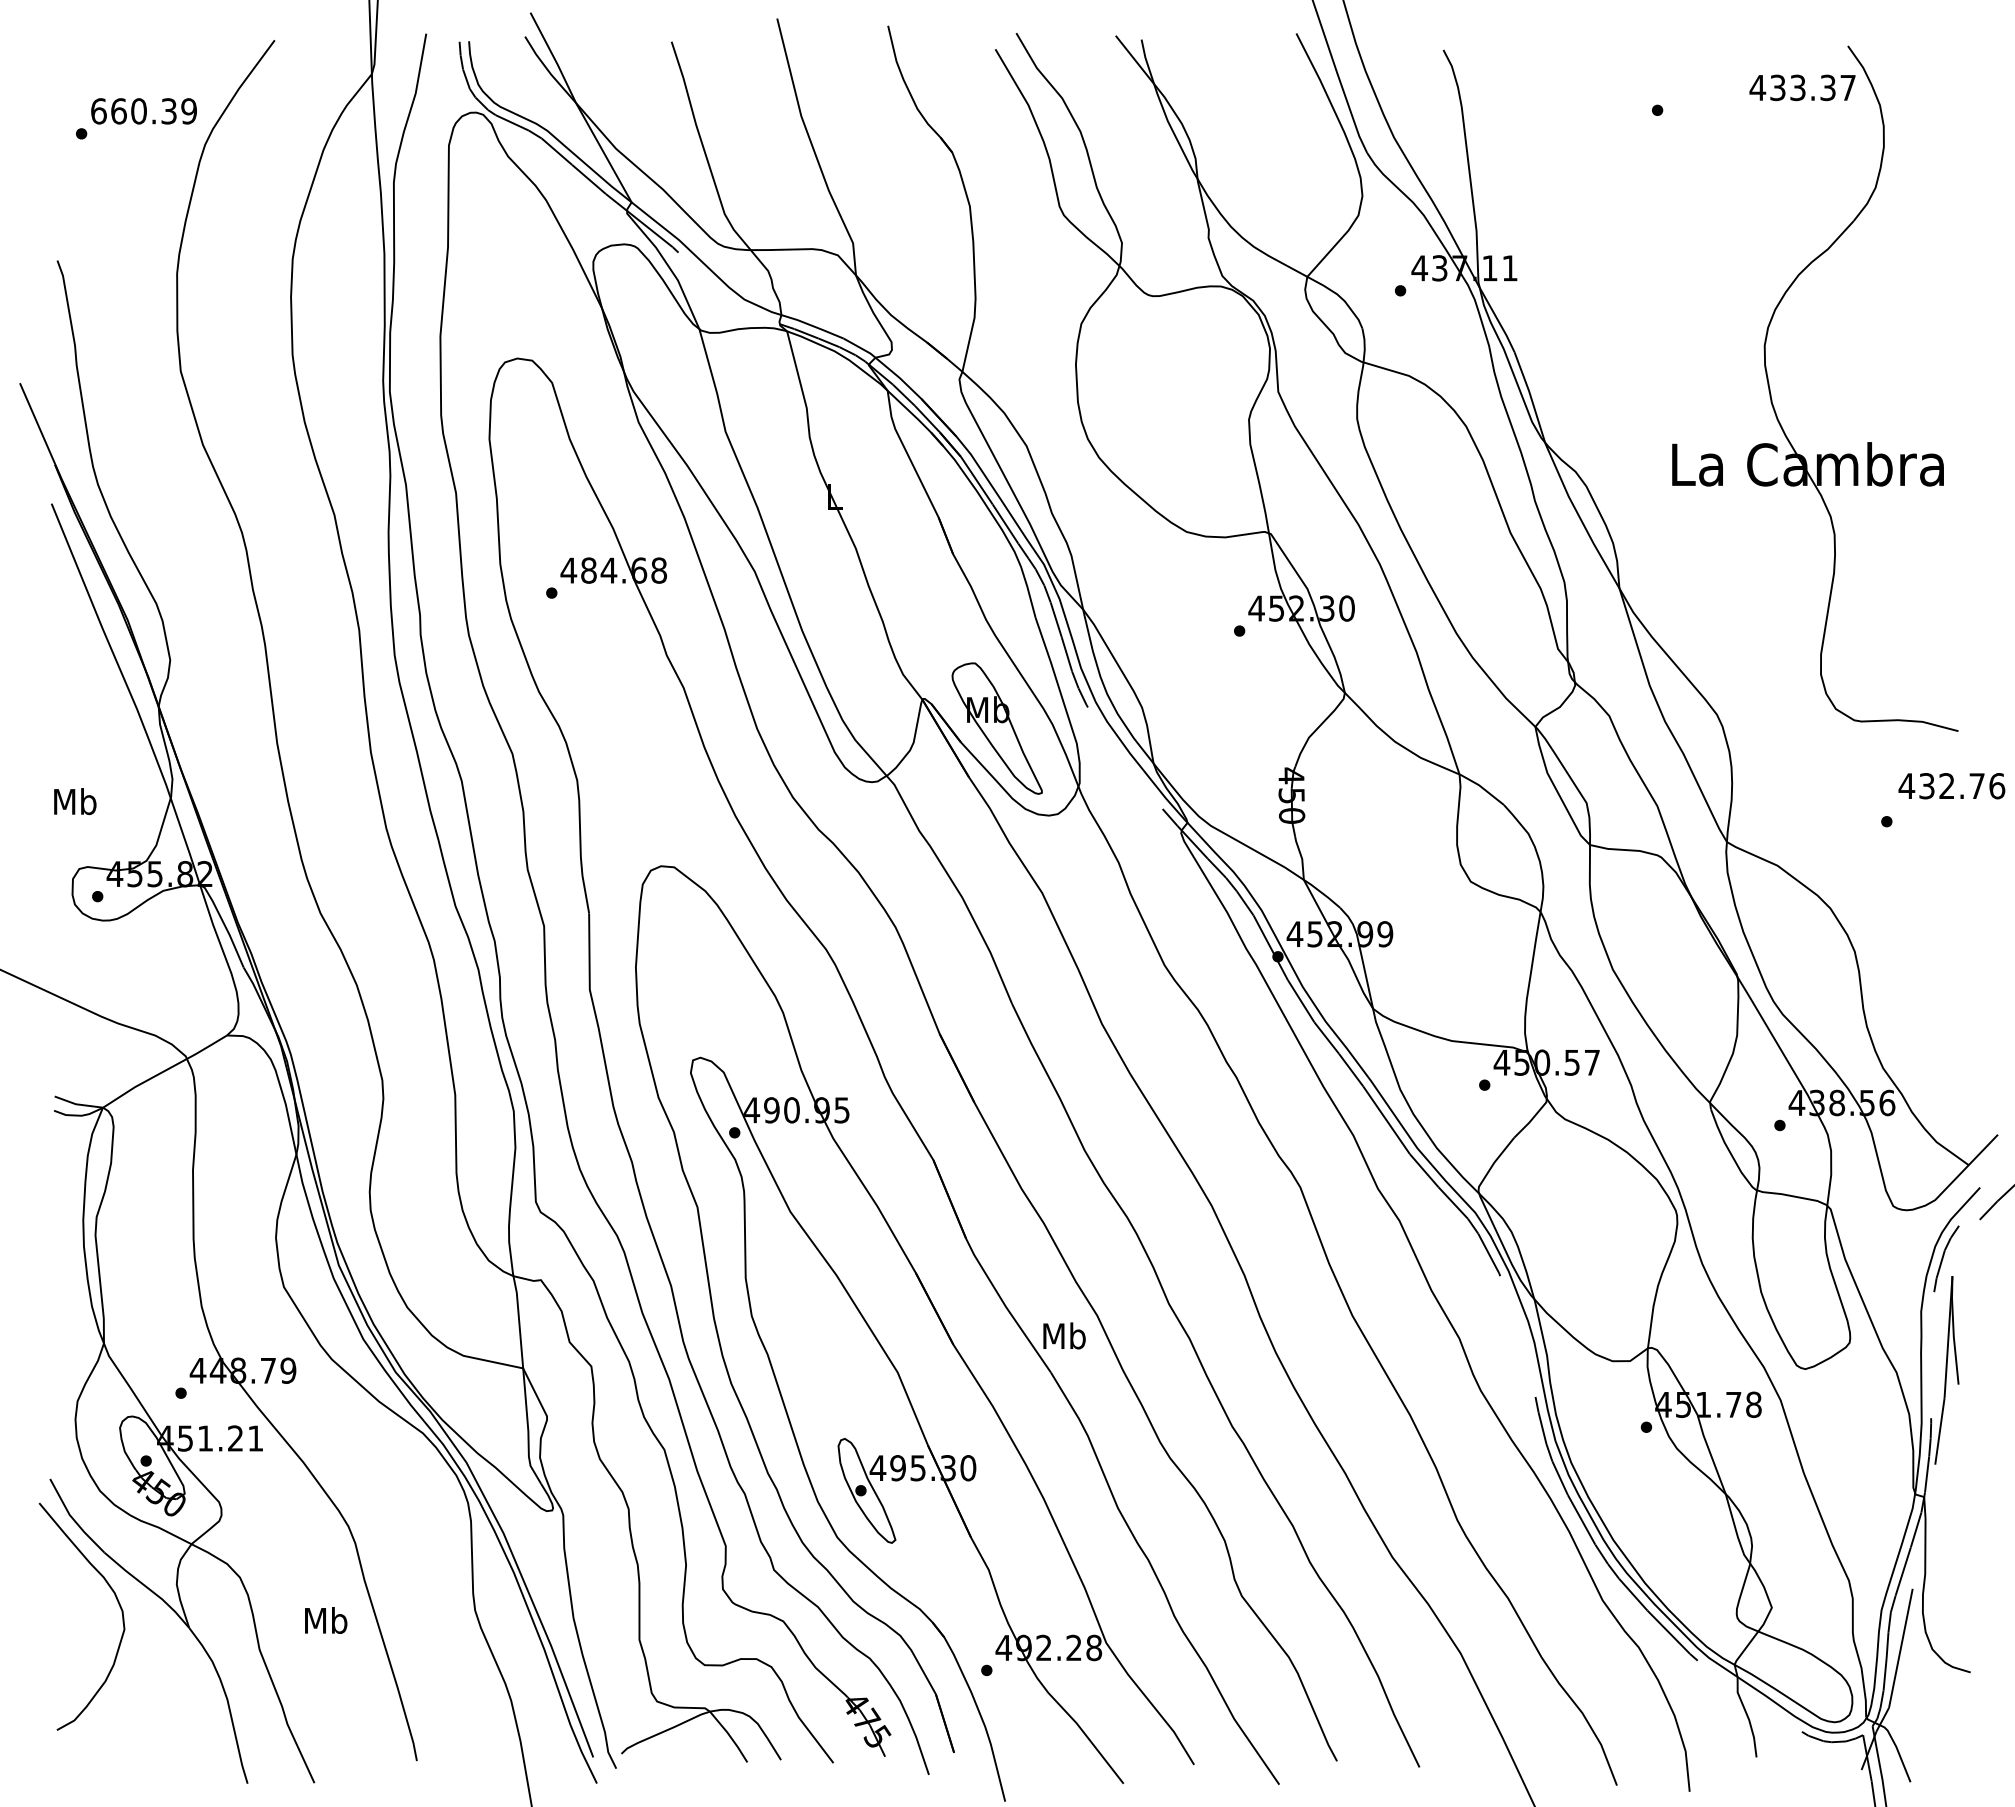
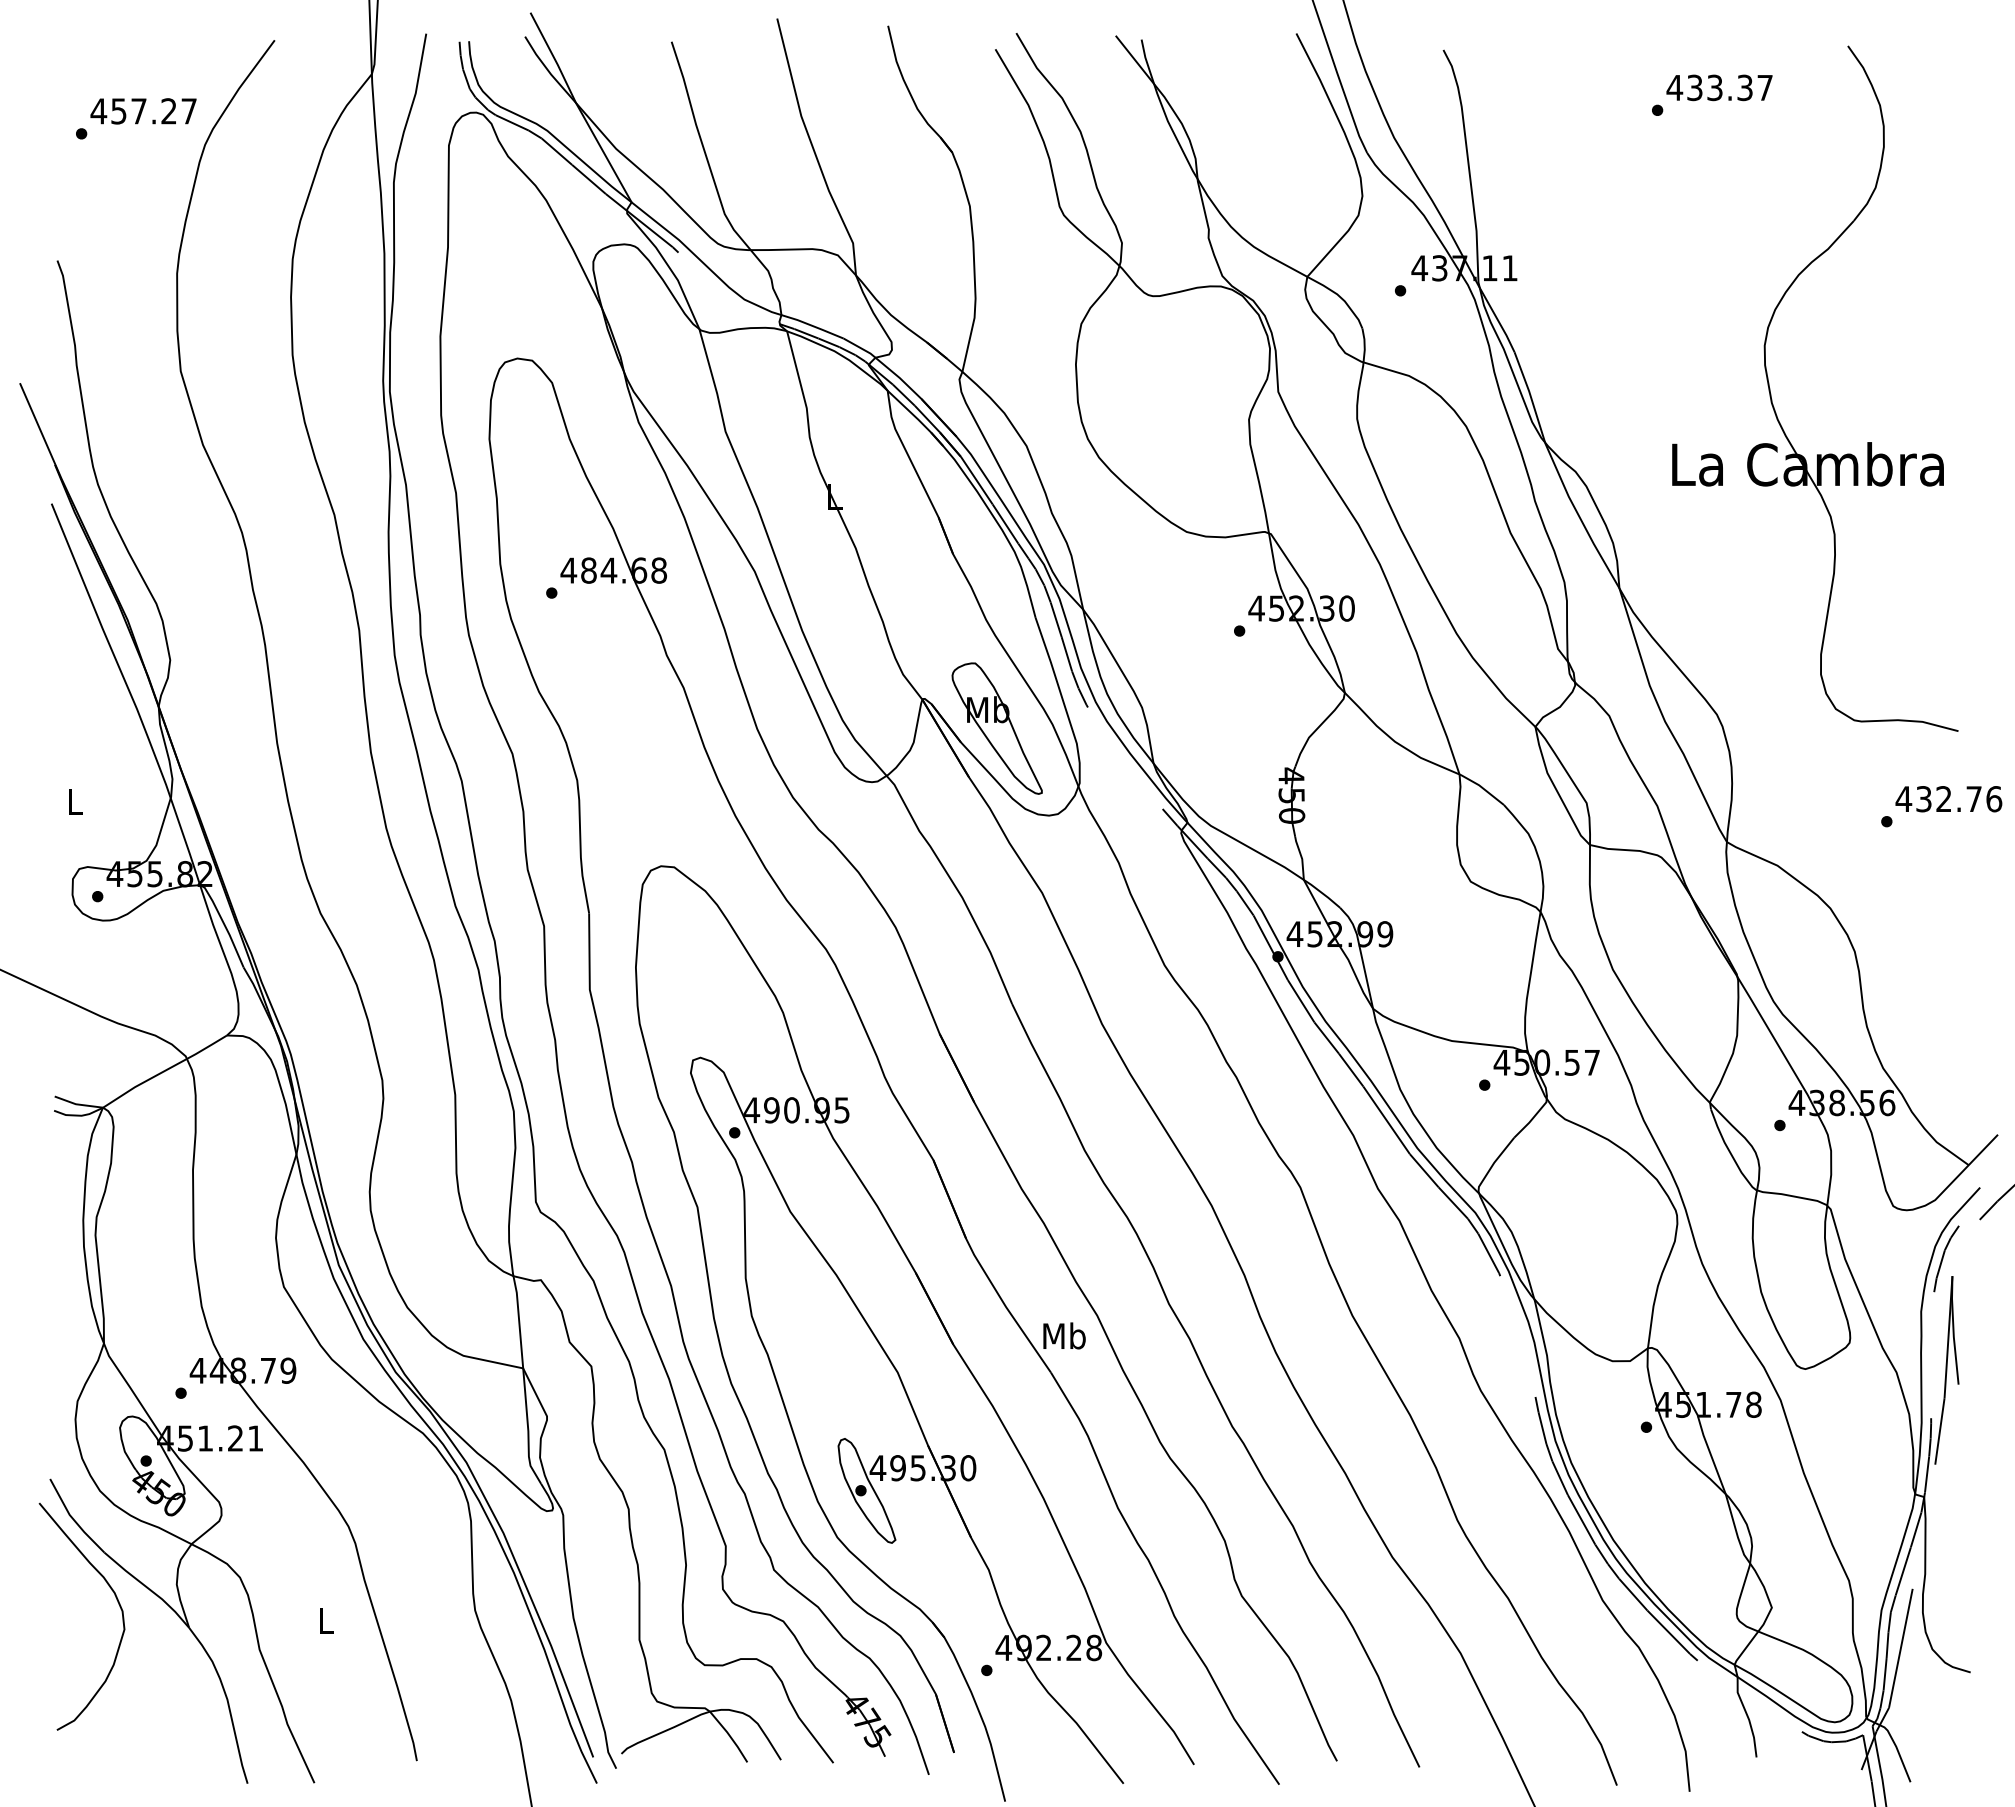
text position: (1802, 87) -> (1719, 87) (1719, 87)
text: 660.39 -> 457.27 (143, 111)
text position: (1951, 786) -> (1948, 799) (1948, 799)
text: Mb -> L (75, 801)
text: Mb -> L (326, 1620)
